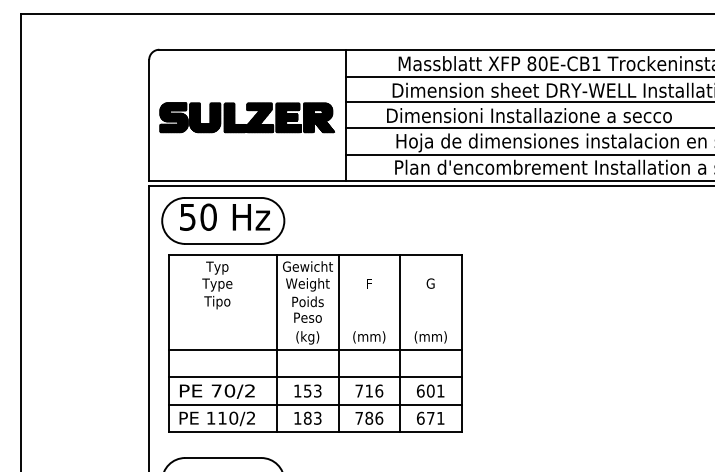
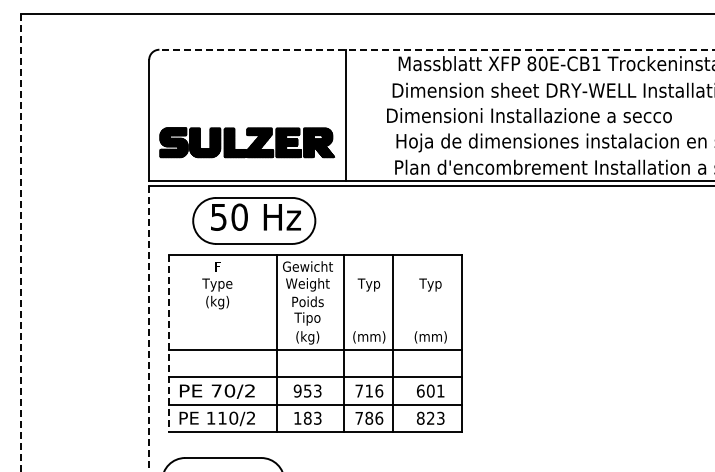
line: solid -> dashed (437, 49)
line: present -> none (528, 76)
line: present -> none (528, 102)
part position: (246, 117) -> (246, 142) (246, 142)
line: present -> none (528, 127)
line: present -> none (528, 154)
part position: (223, 220) -> (254, 220) (254, 220)
line: solid -> dashed (21, 242)
text: Typ -> F (217, 267)
text: F -> Typ (368, 284)
text: G -> Typ (430, 284)
text: Tipo -> (kg) (217, 302)
text: Peso -> Tipo (307, 318)
line: solid -> dashed (149, 329)
line position: (338, 342) -> (343, 342) (343, 342)
line position: (400, 342) -> (393, 342) (393, 342)
line: solid -> dashed (168, 343)
text: 153 -> 953 (297, 390)
text: 671 -> 823 (430, 417)
